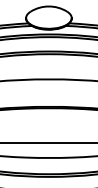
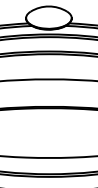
line: present -> none (48, 143)
